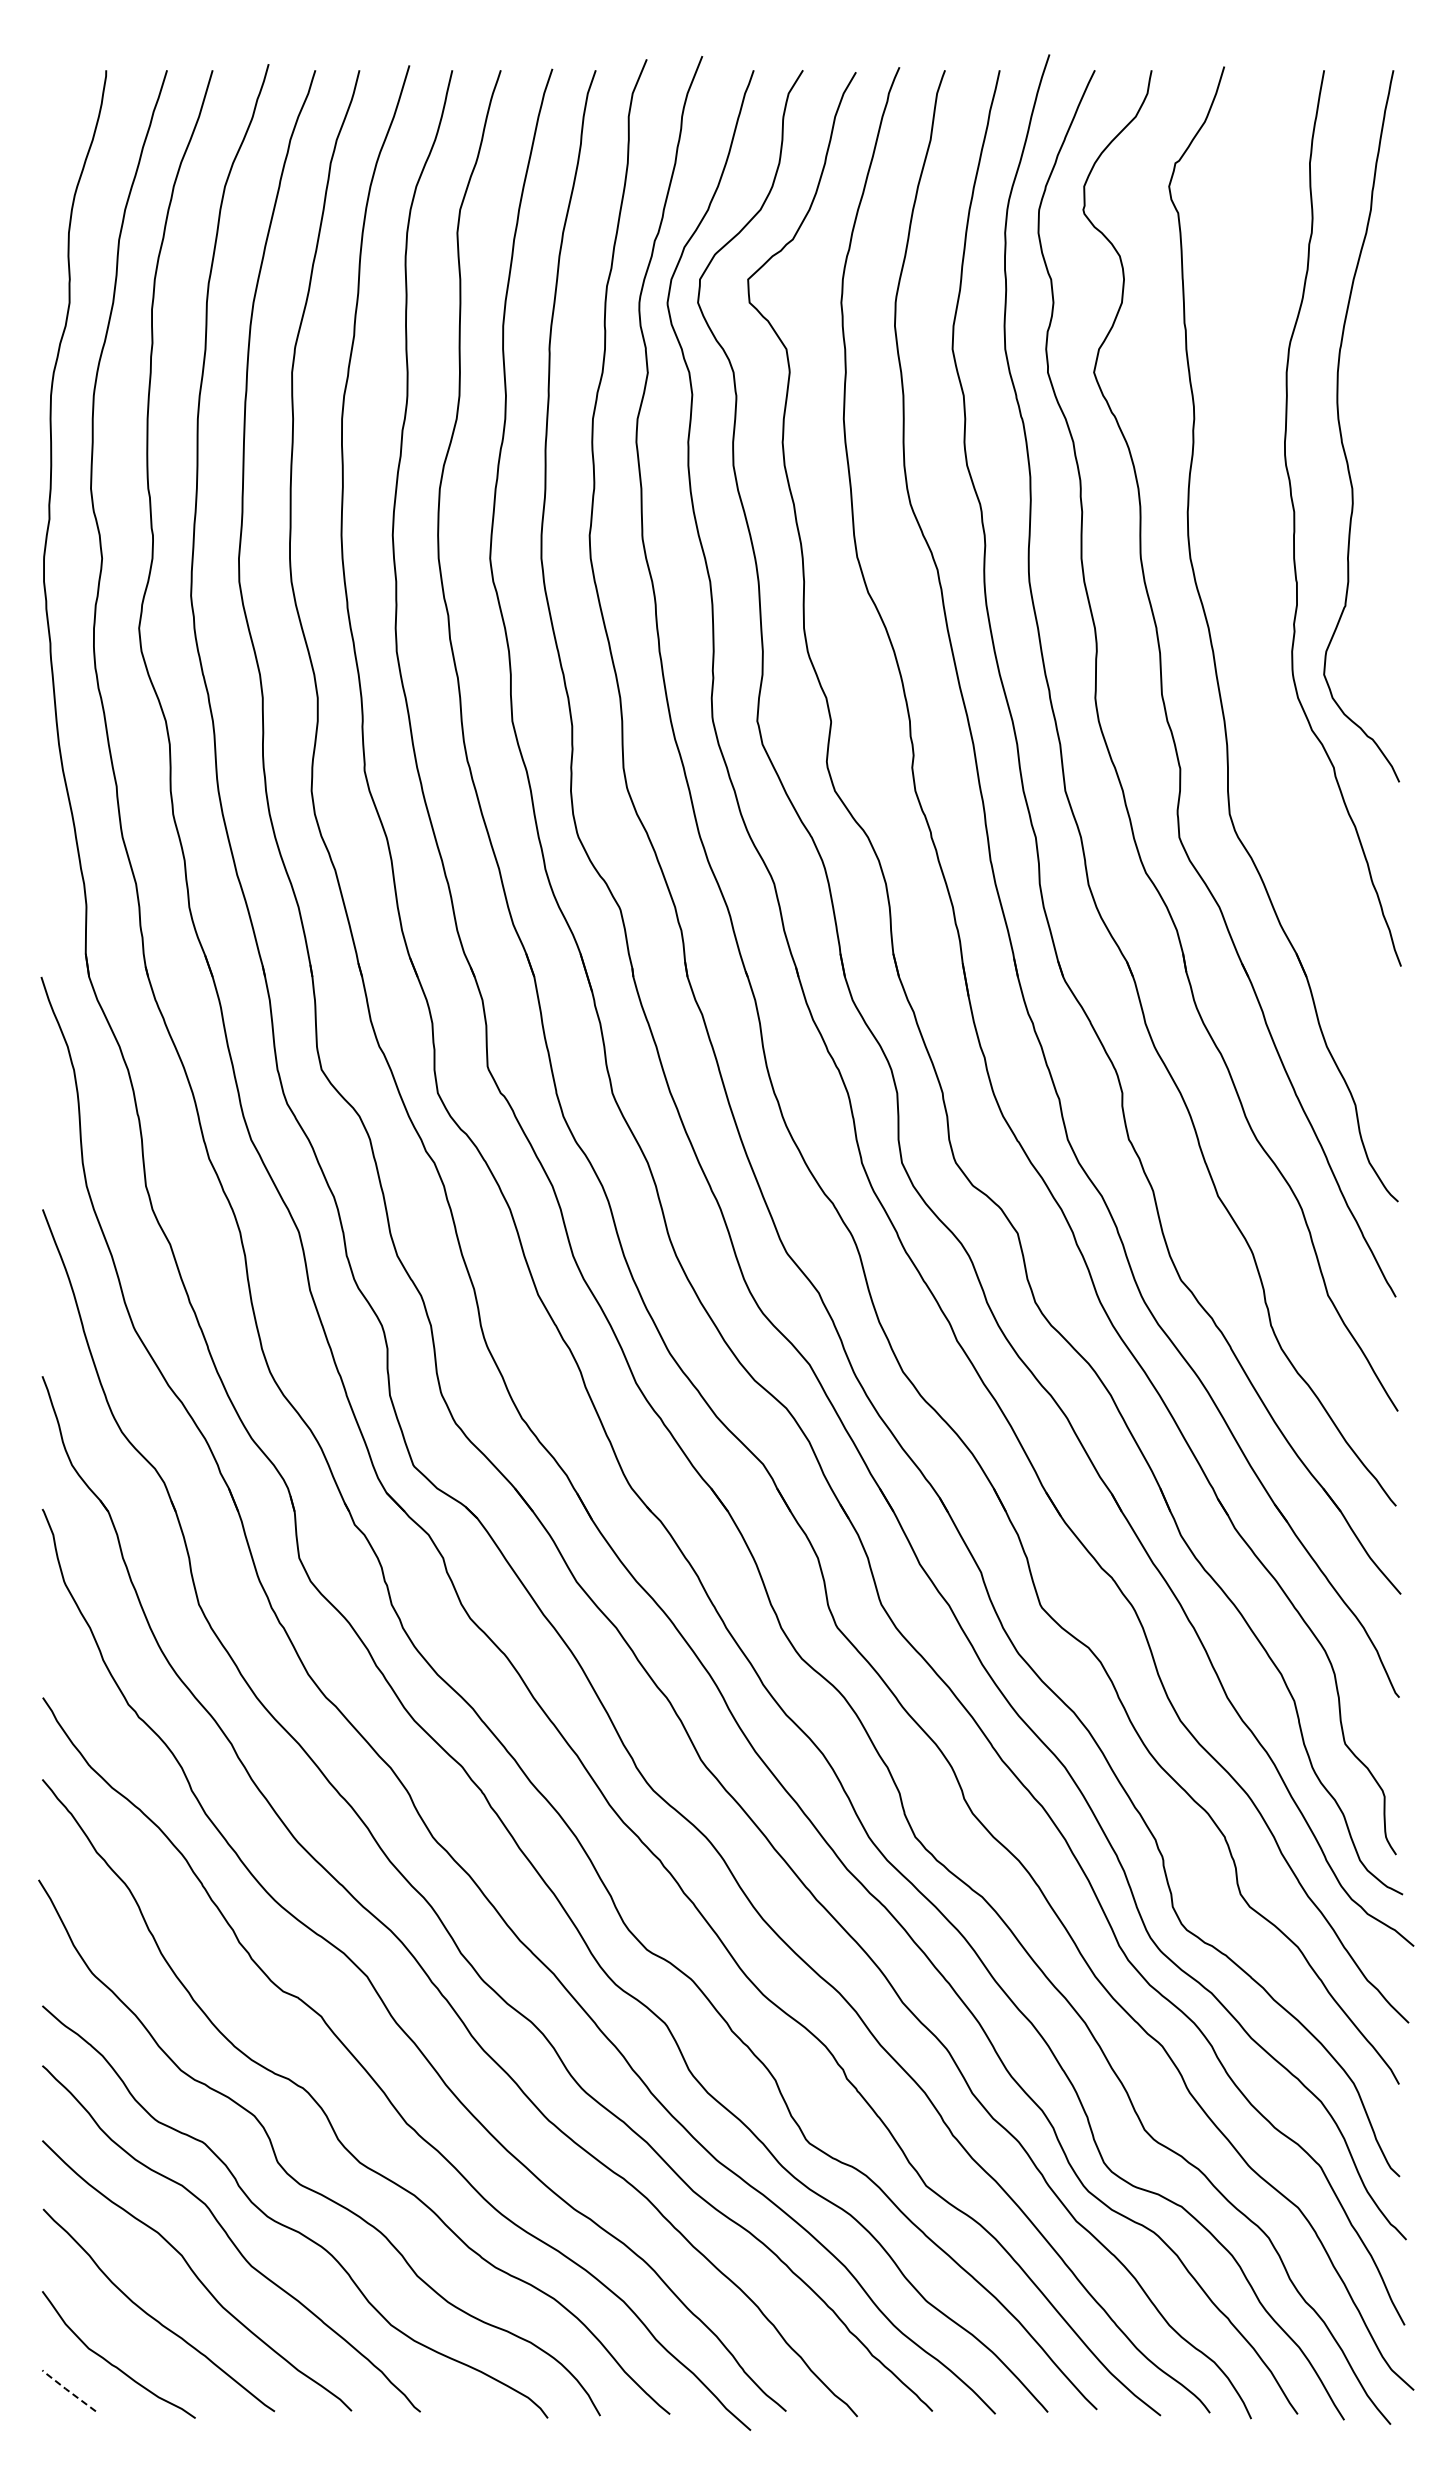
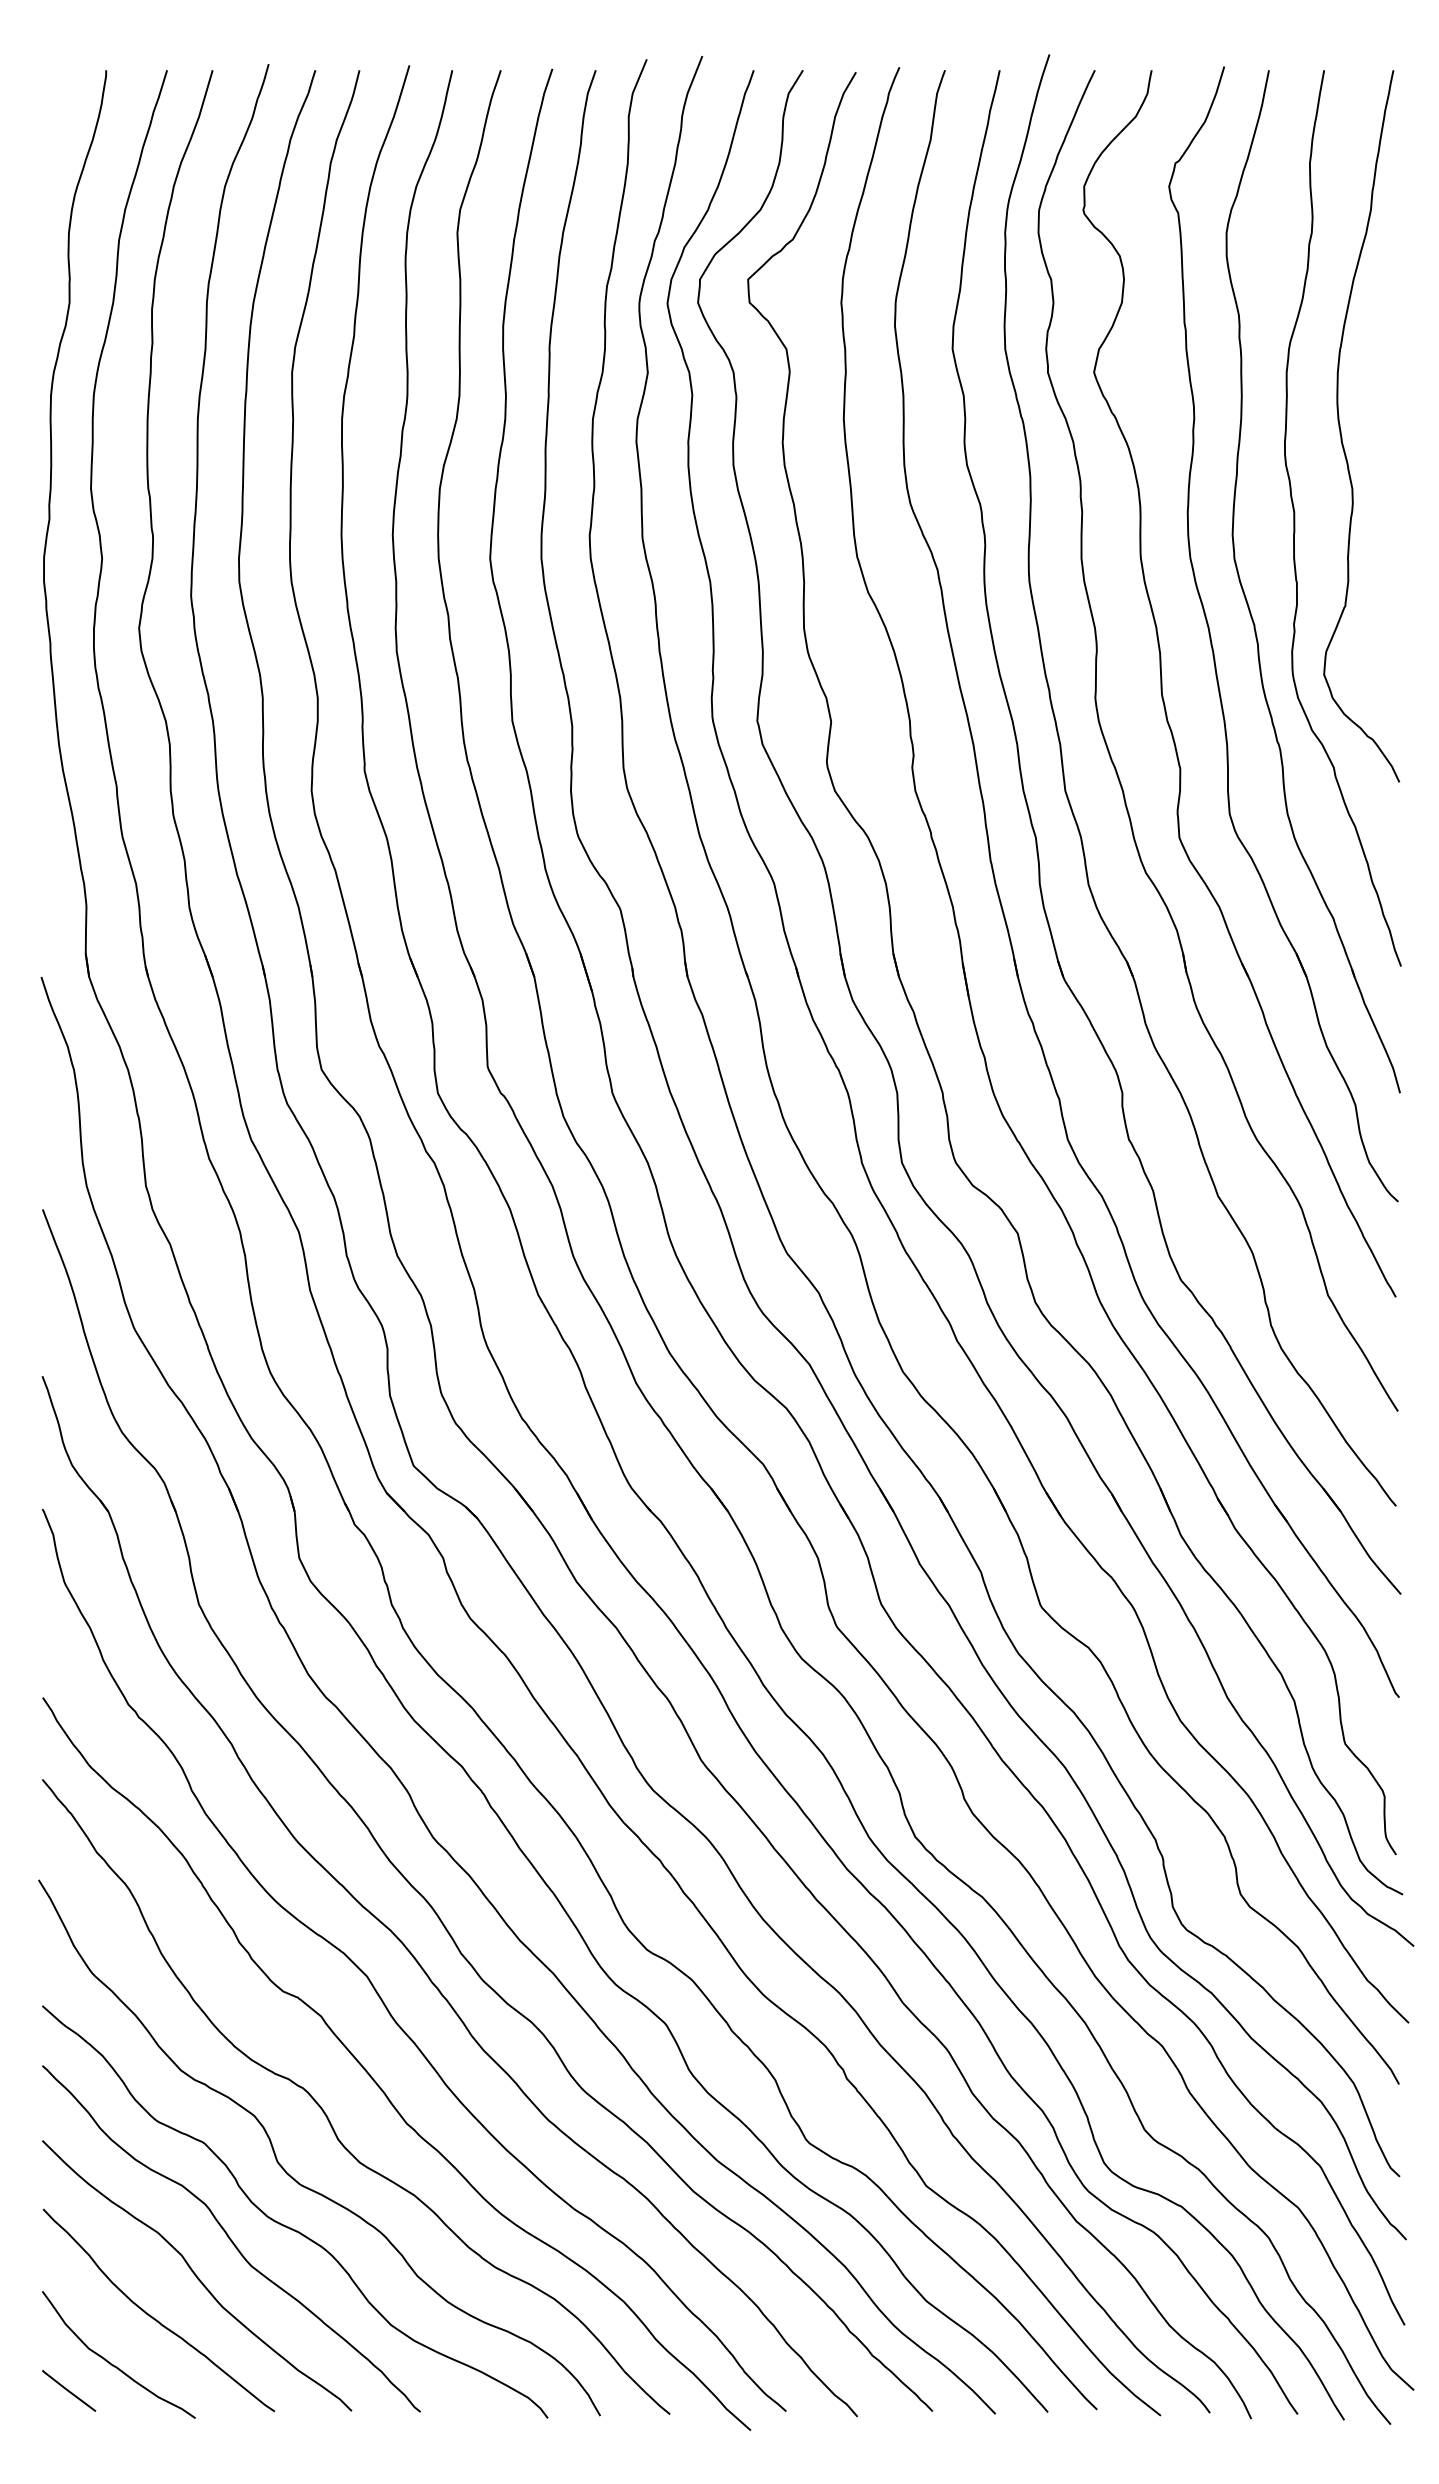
part: none -> present (1248, 603)
line: dashed -> solid (67, 2390)
